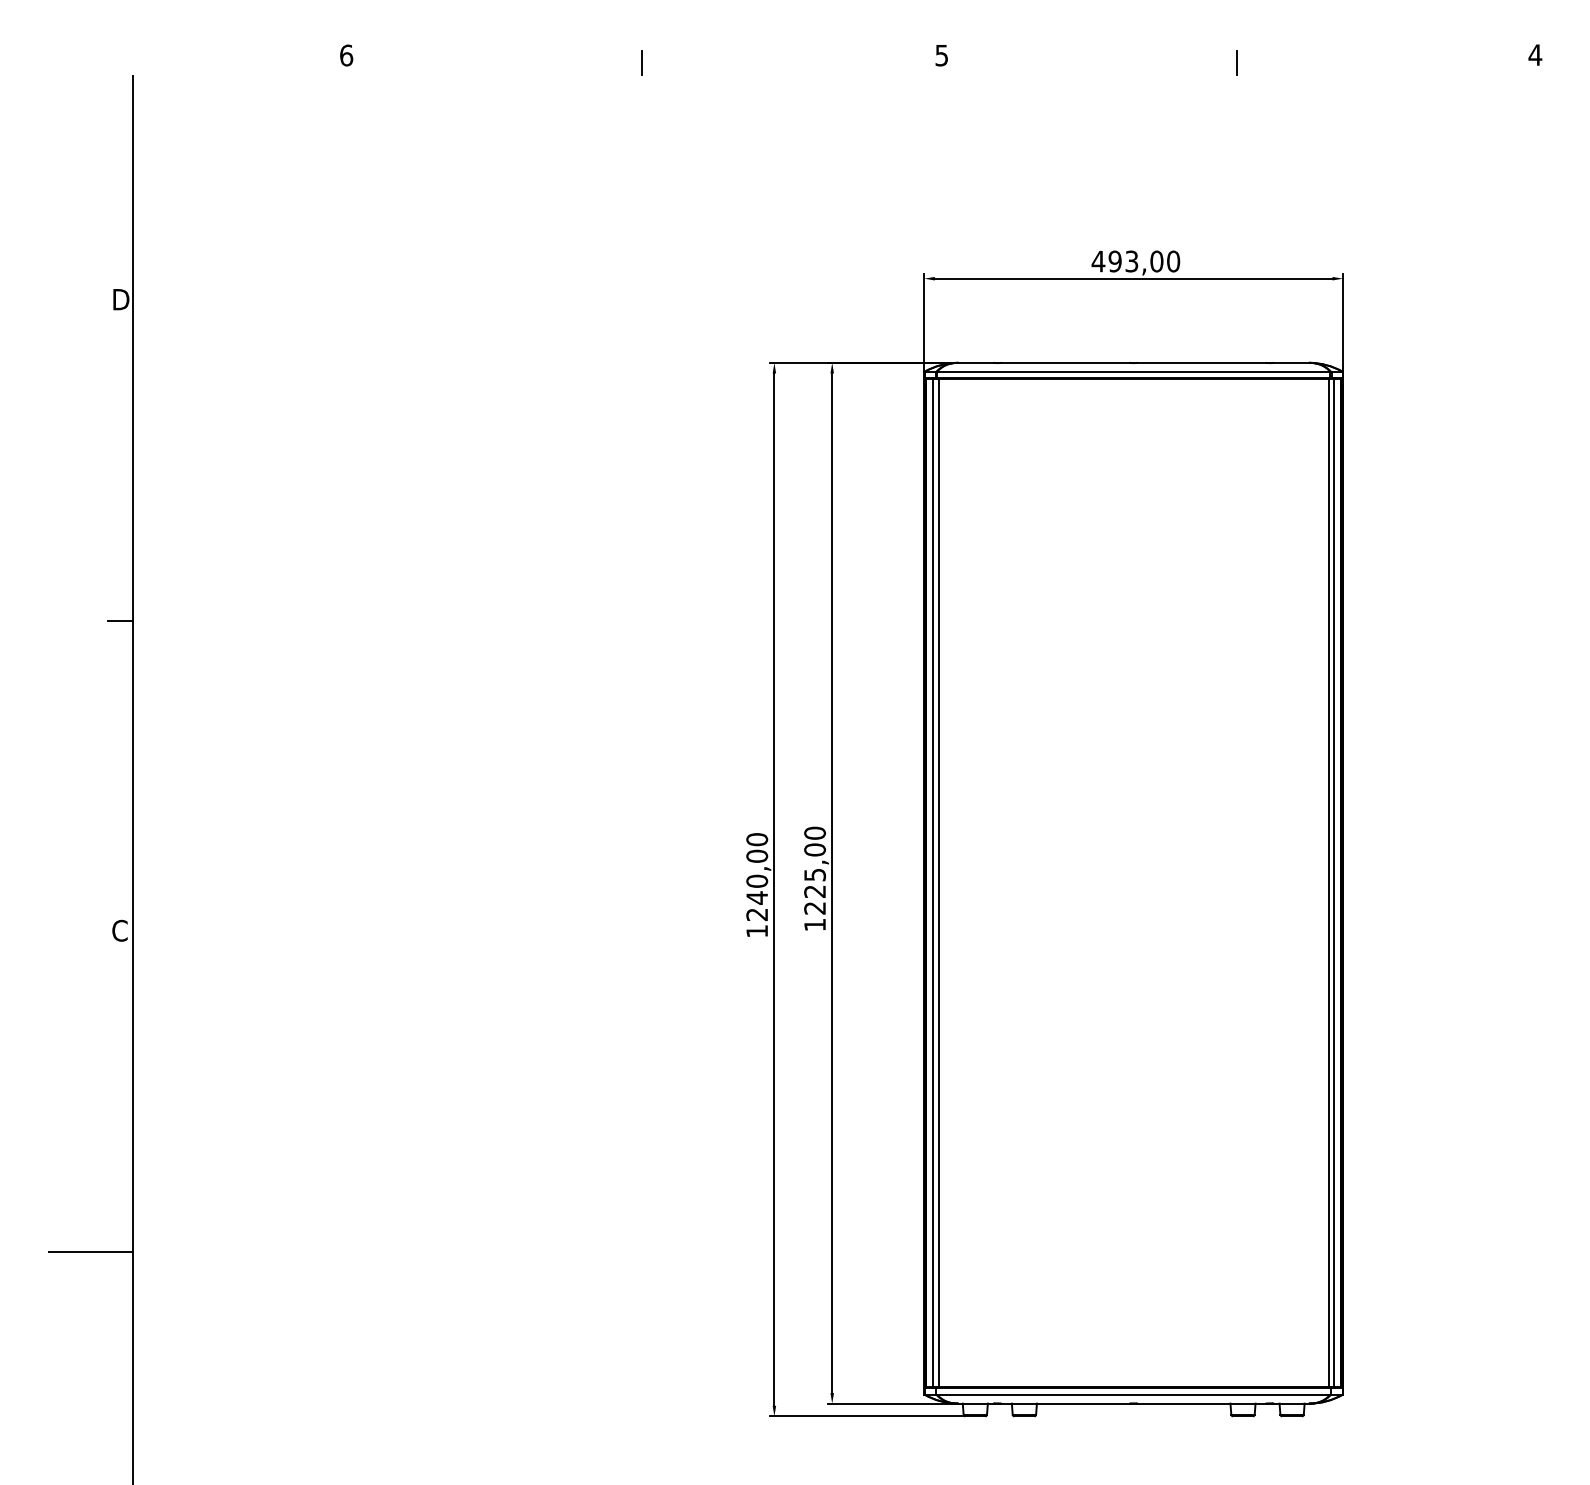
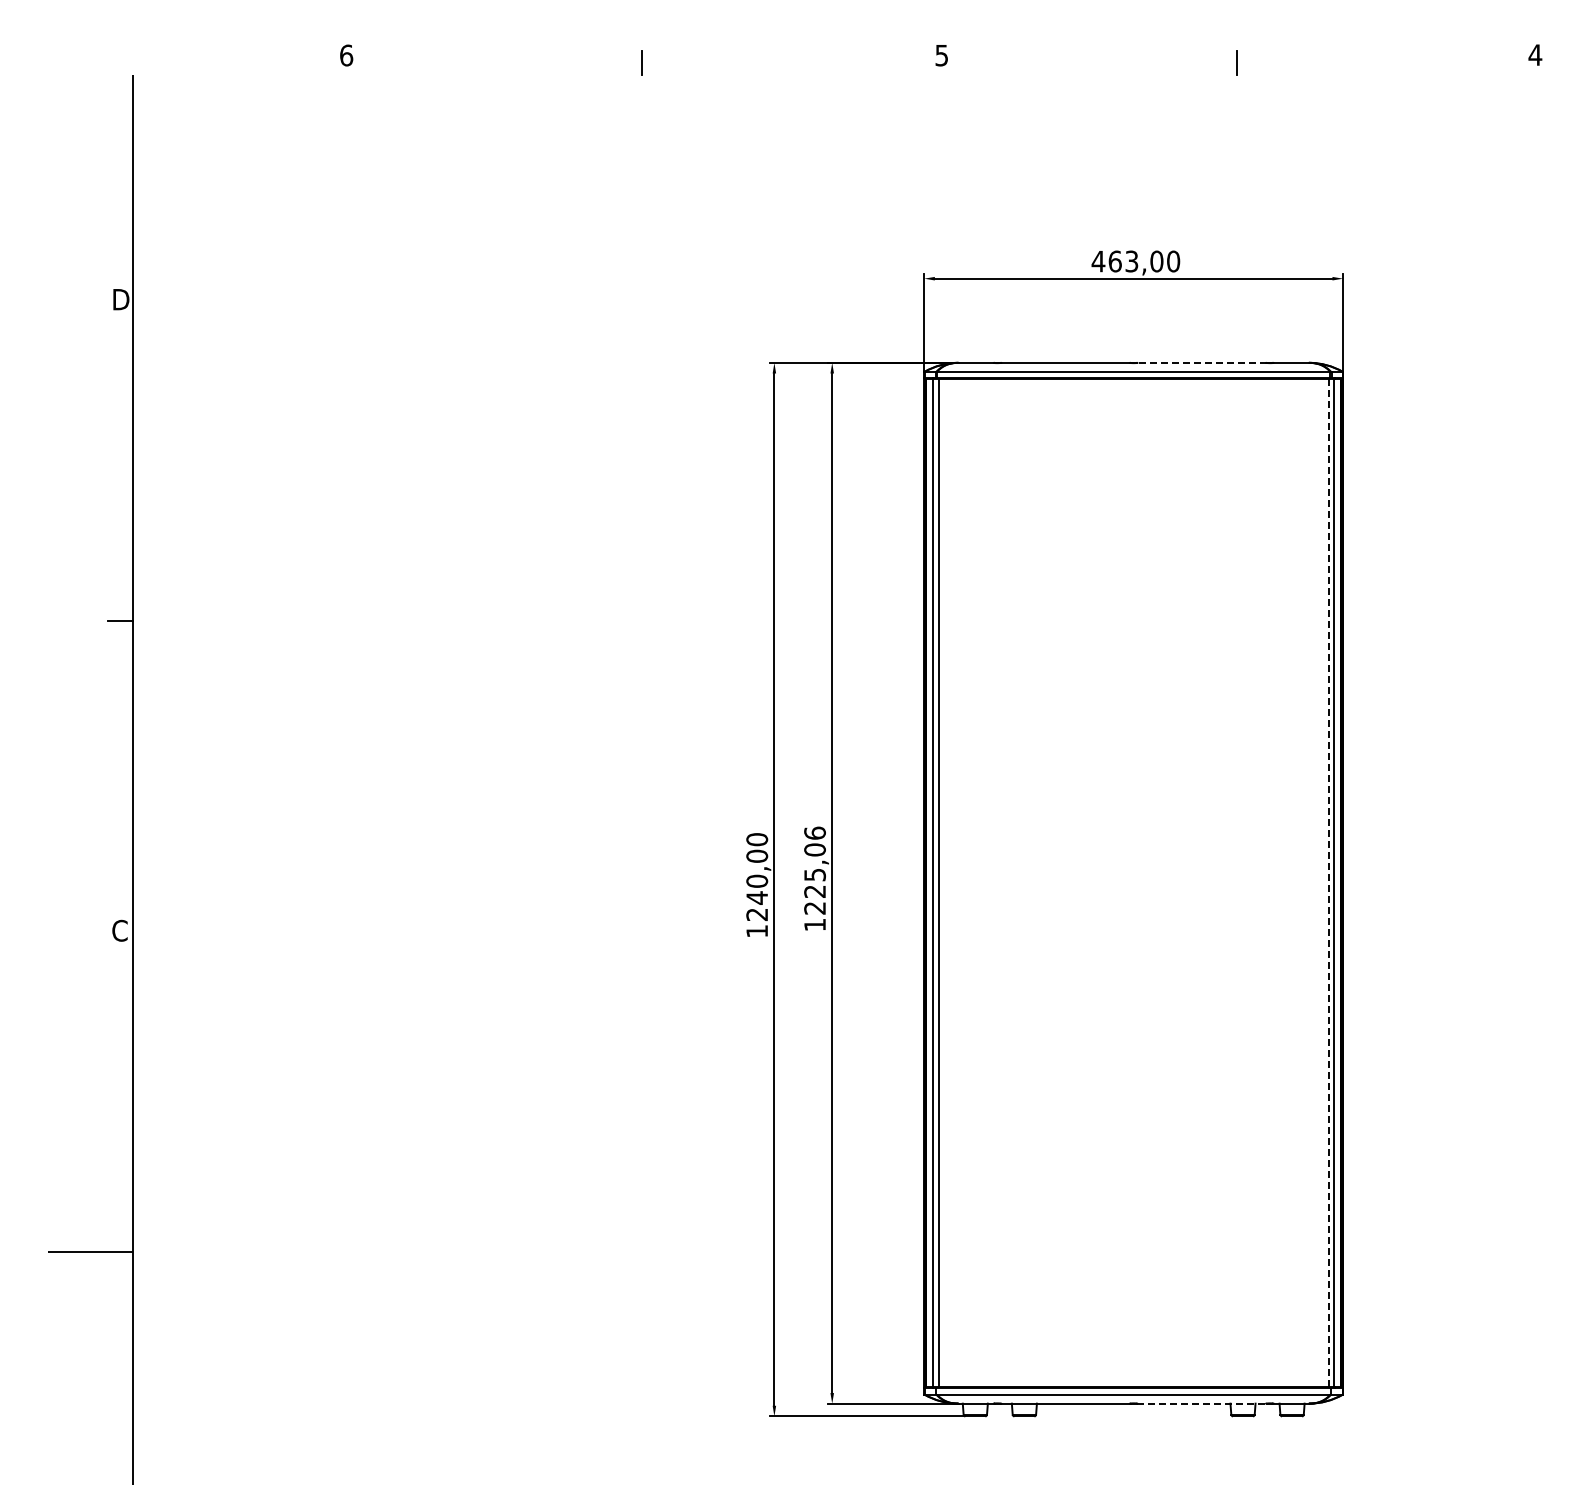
text: 493,00 -> 463,00 (1114, 261)
line: solid -> dashed (1201, 362)
text: 1225,00 -> 1225,06 (814, 832)
line: solid -> dashed (1328, 883)
line: solid -> dashed (1202, 1403)
